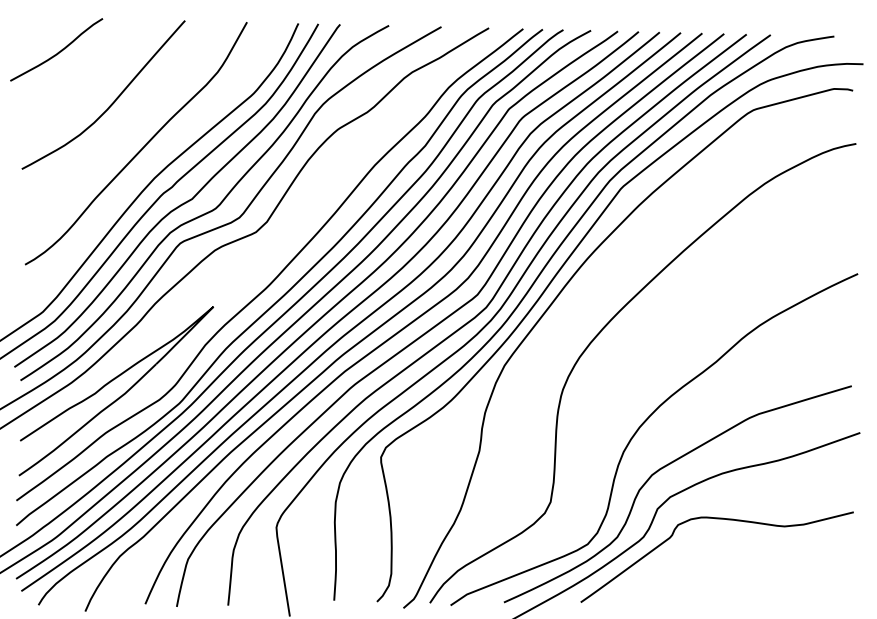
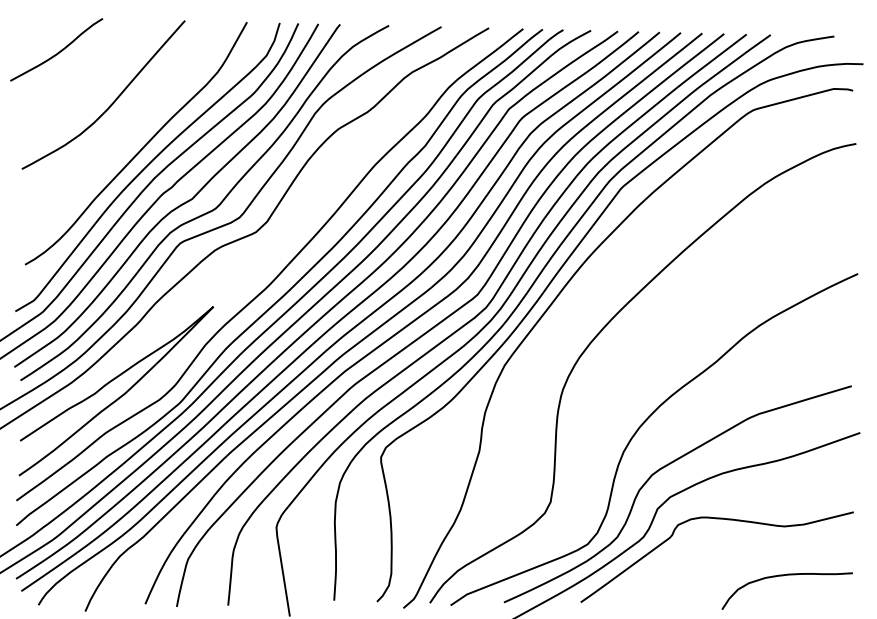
curve: none -> present (147, 166)
curve: none -> present (783, 576)
